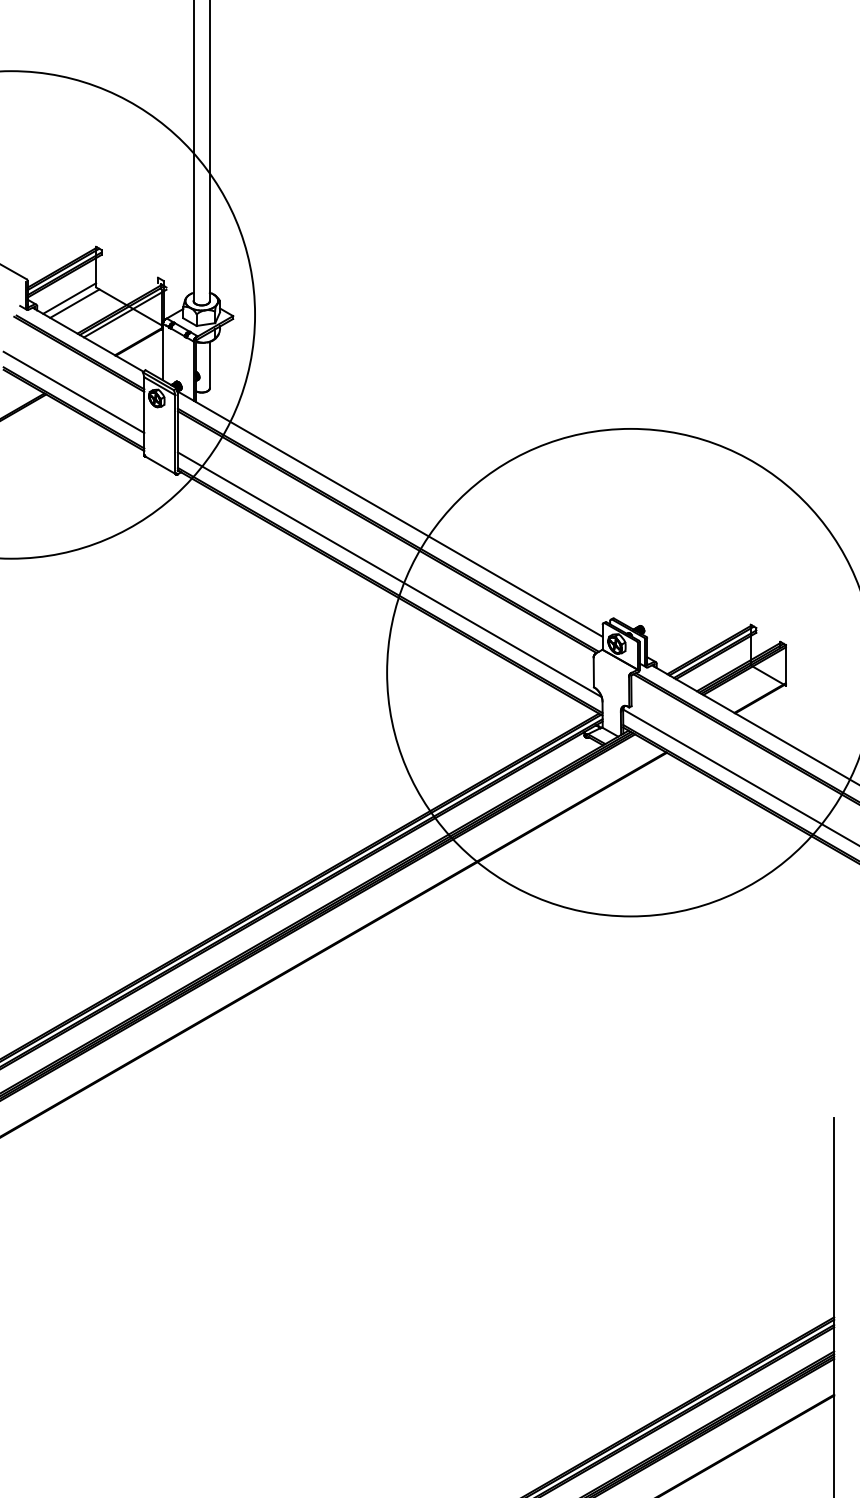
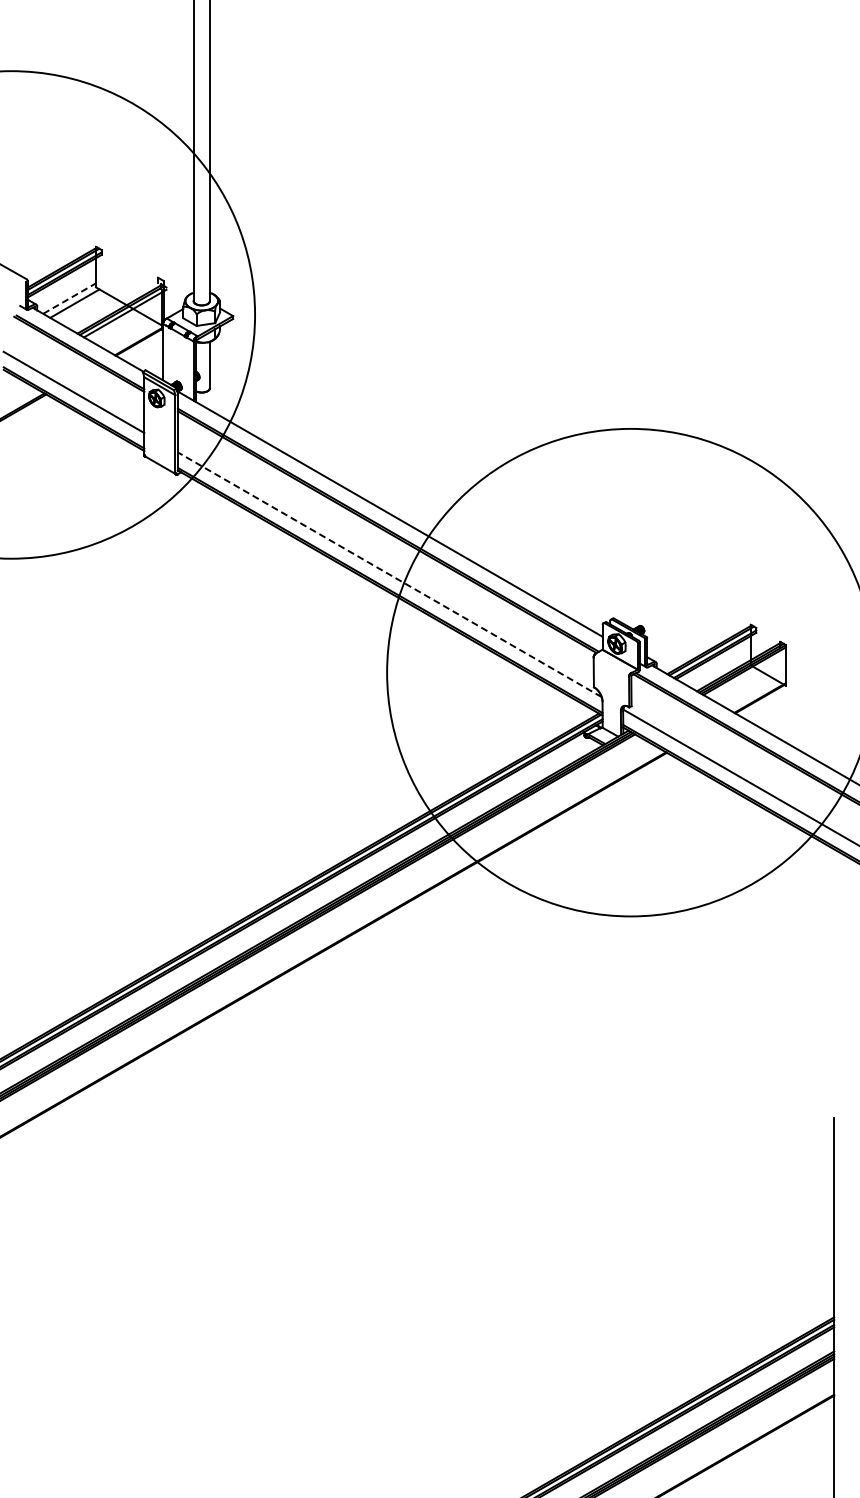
line: solid -> dashed (69, 298)
line: solid -> dashed (389, 574)
